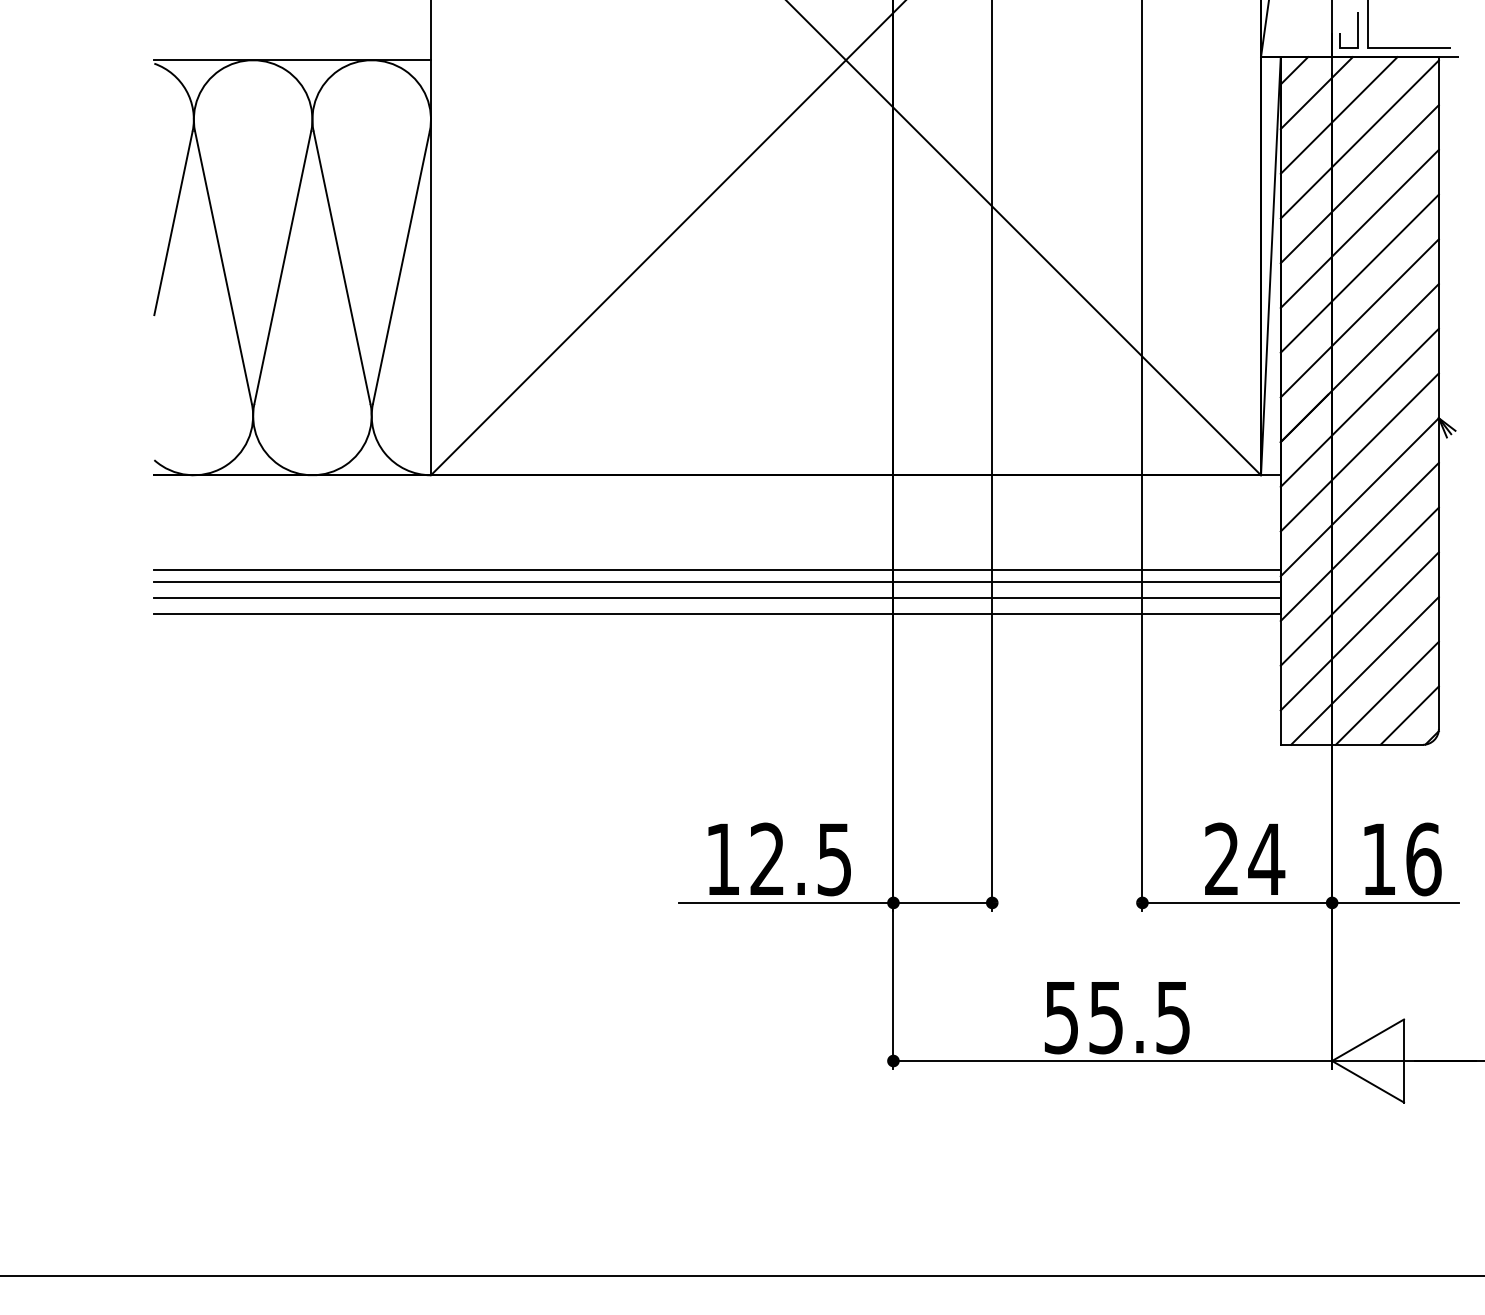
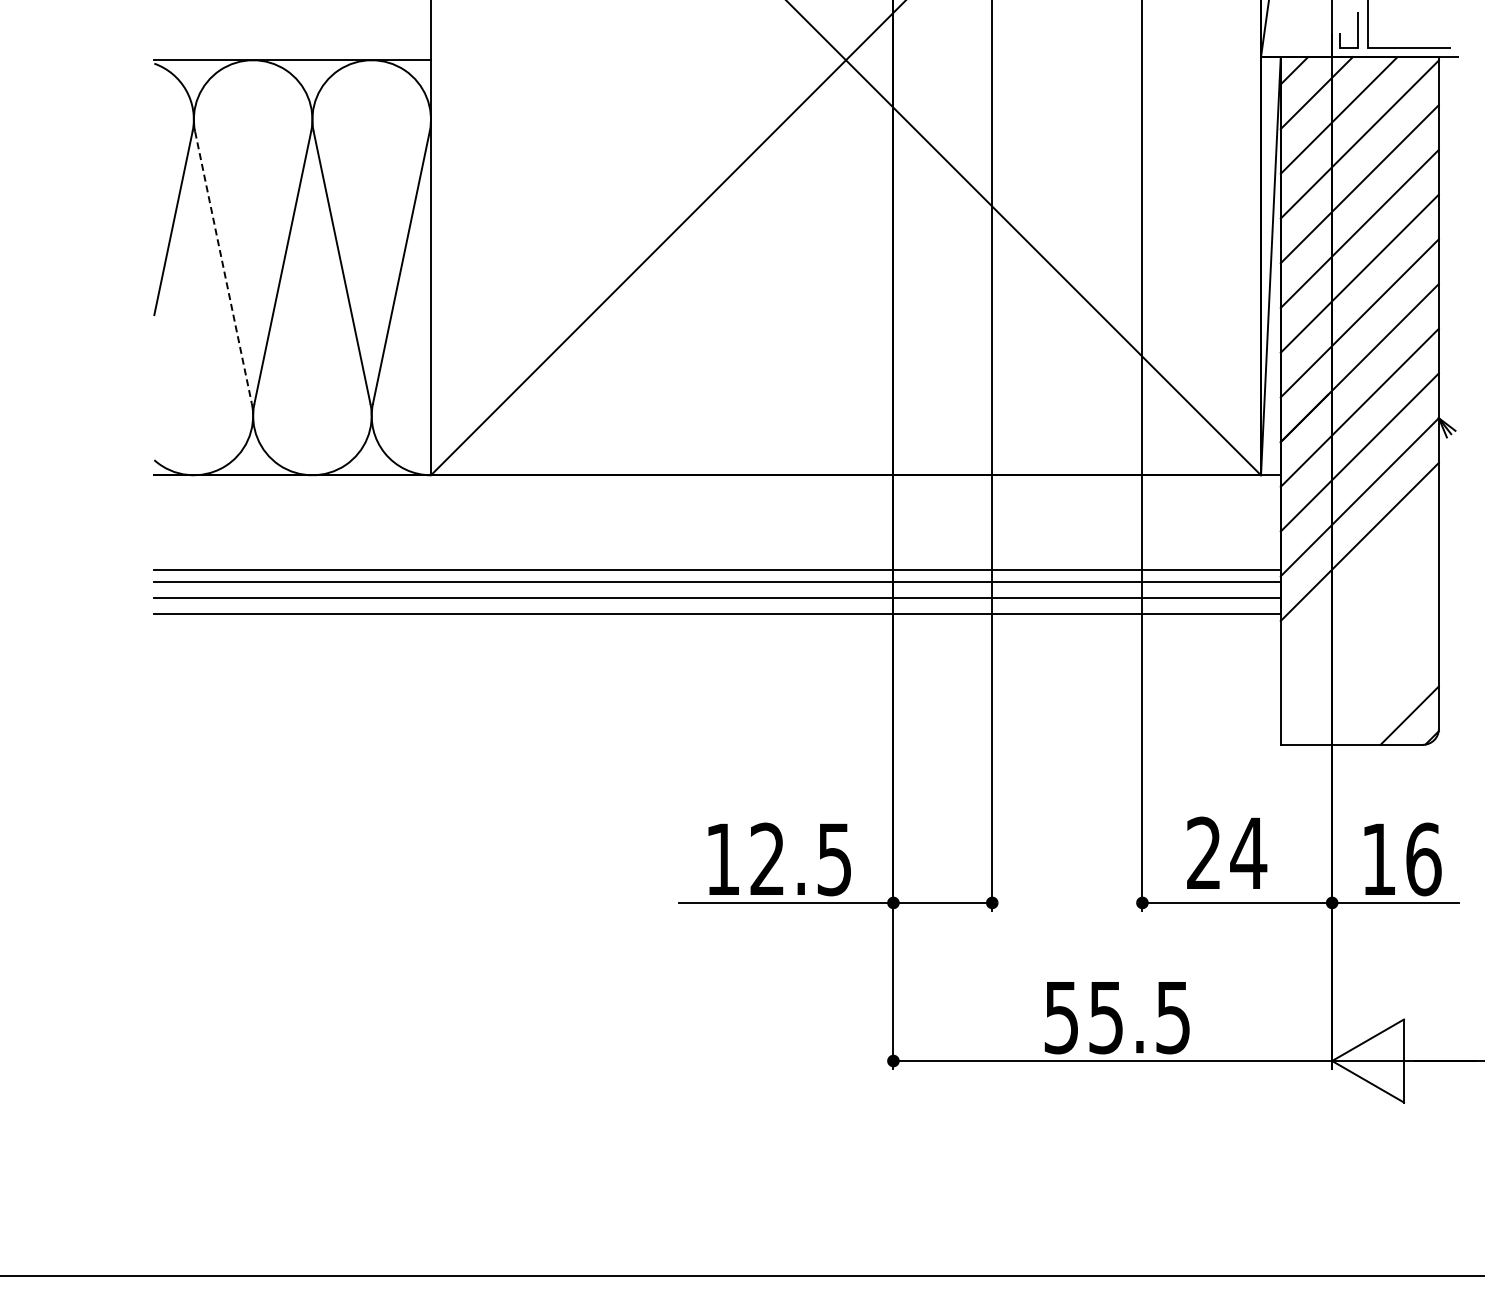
line: solid -> dashed (223, 268)
line: present -> none (1359, 586)
line: present -> none (1359, 631)
line: present -> none (1364, 670)
line: present -> none (1386, 692)
text position: (1245, 858) -> (1227, 852) (1227, 852)
